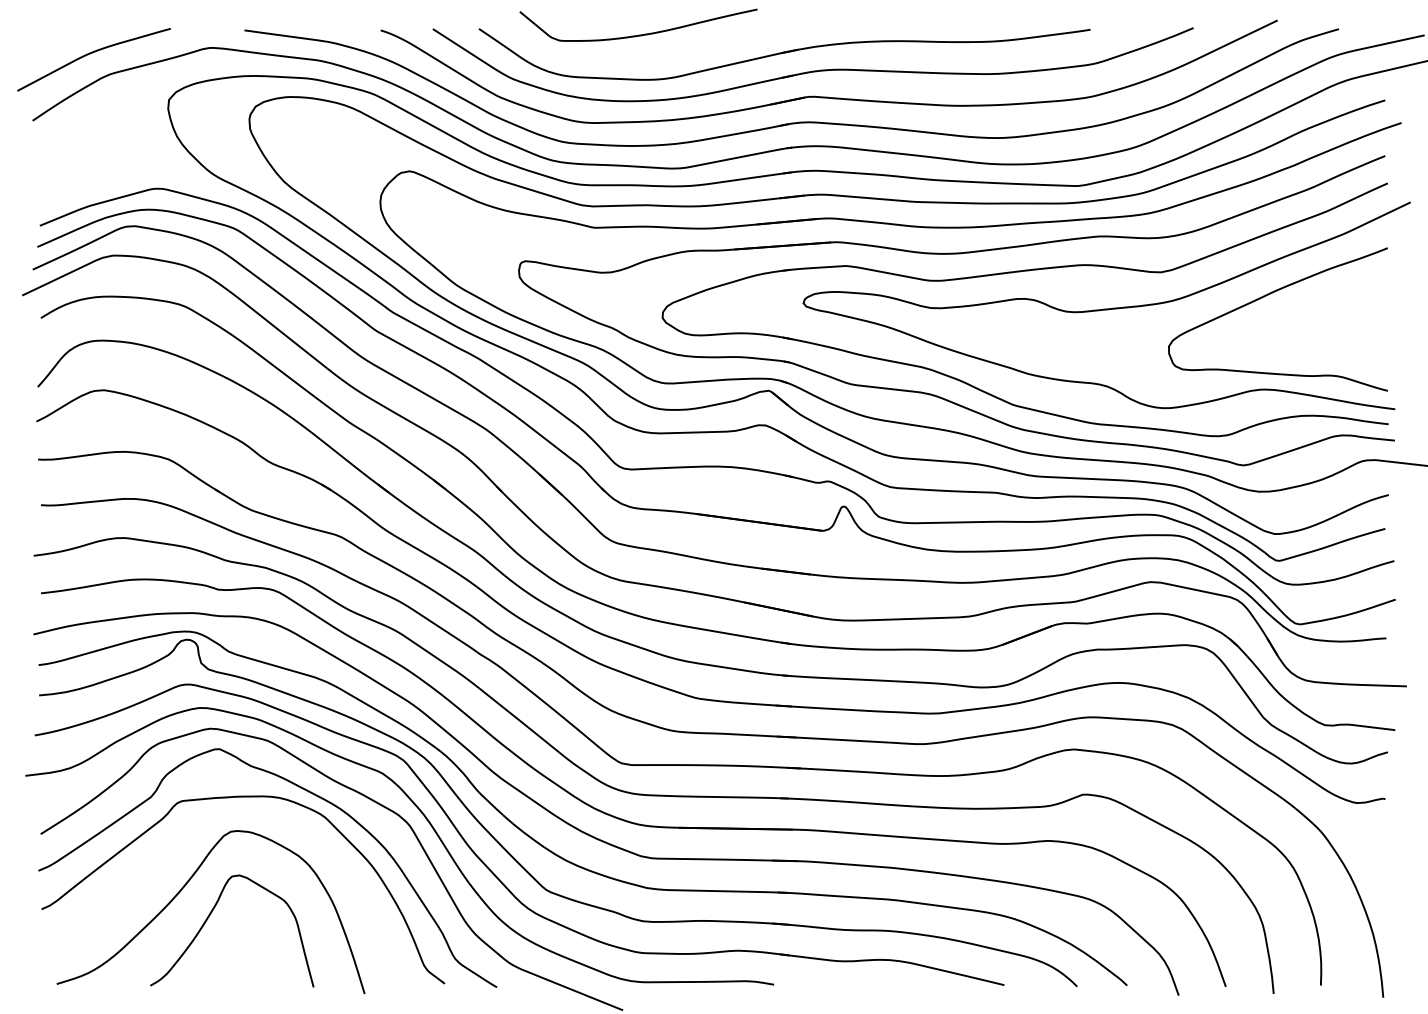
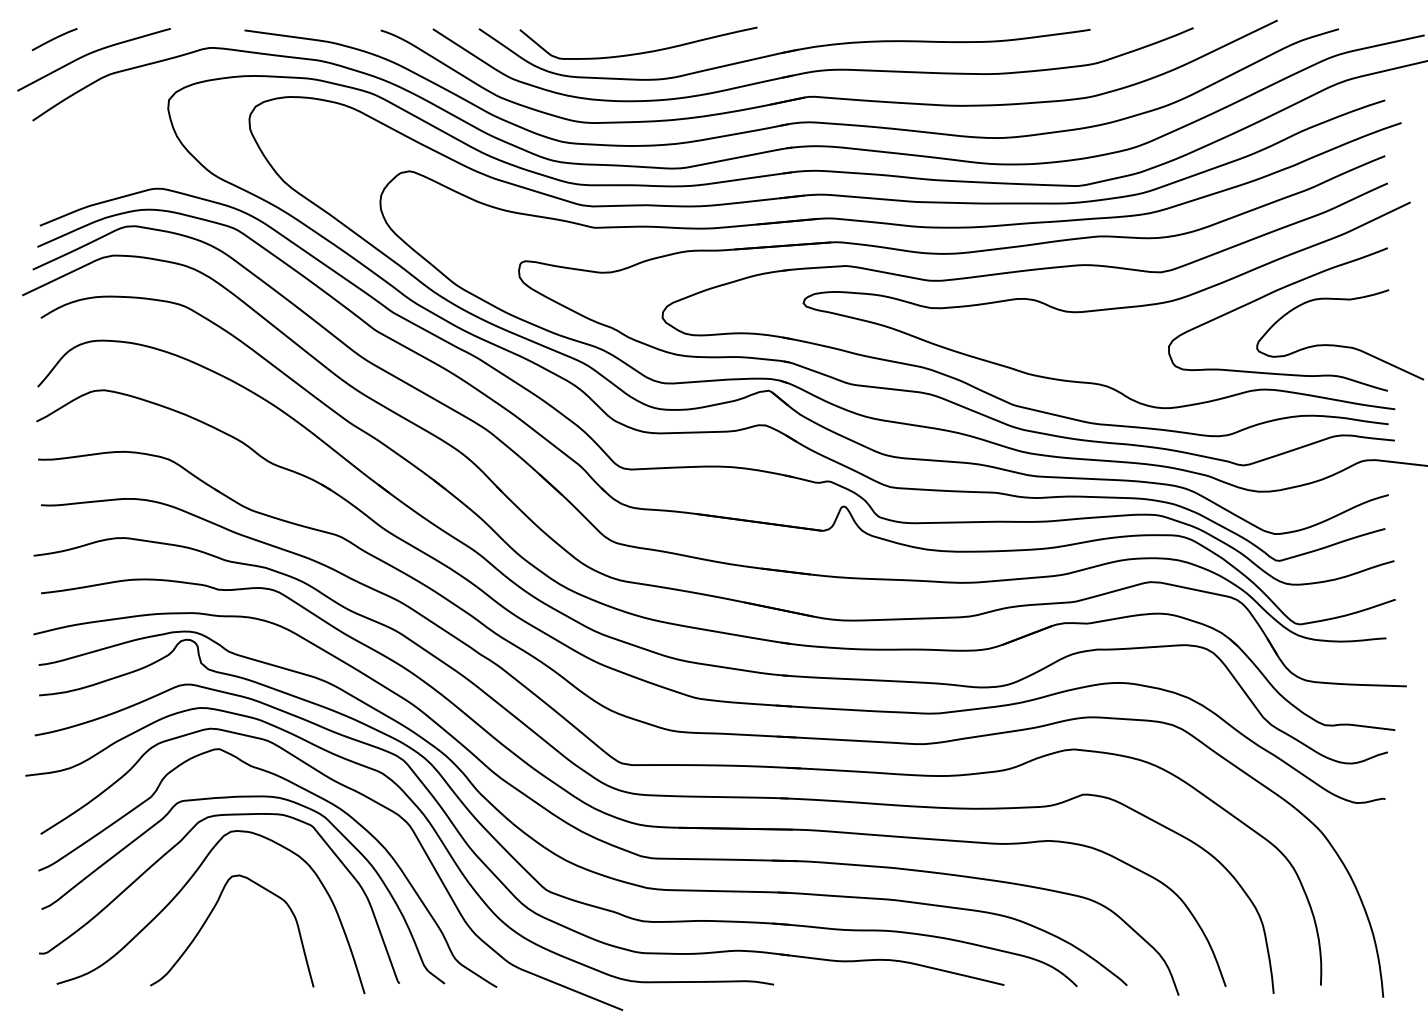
curve position: (638, 34) -> (638, 52) (638, 52)
line: none -> present (54, 39)
curve: none -> present (1336, 344)
curve: none -> present (177, 845)
